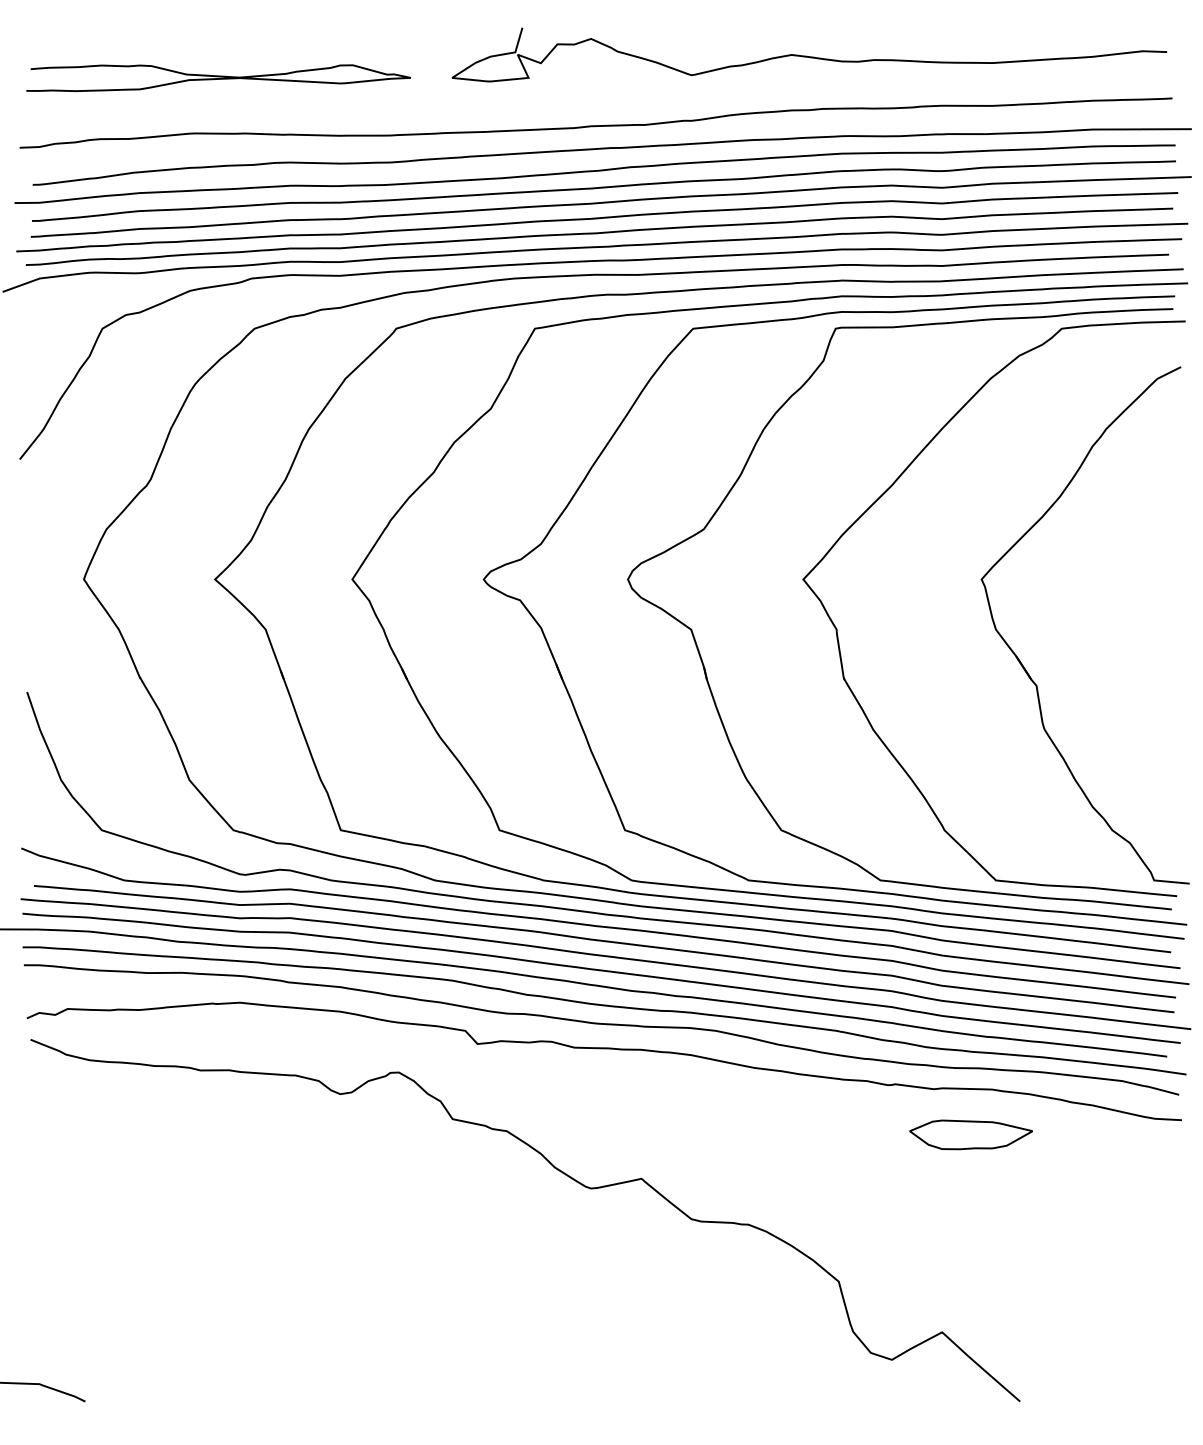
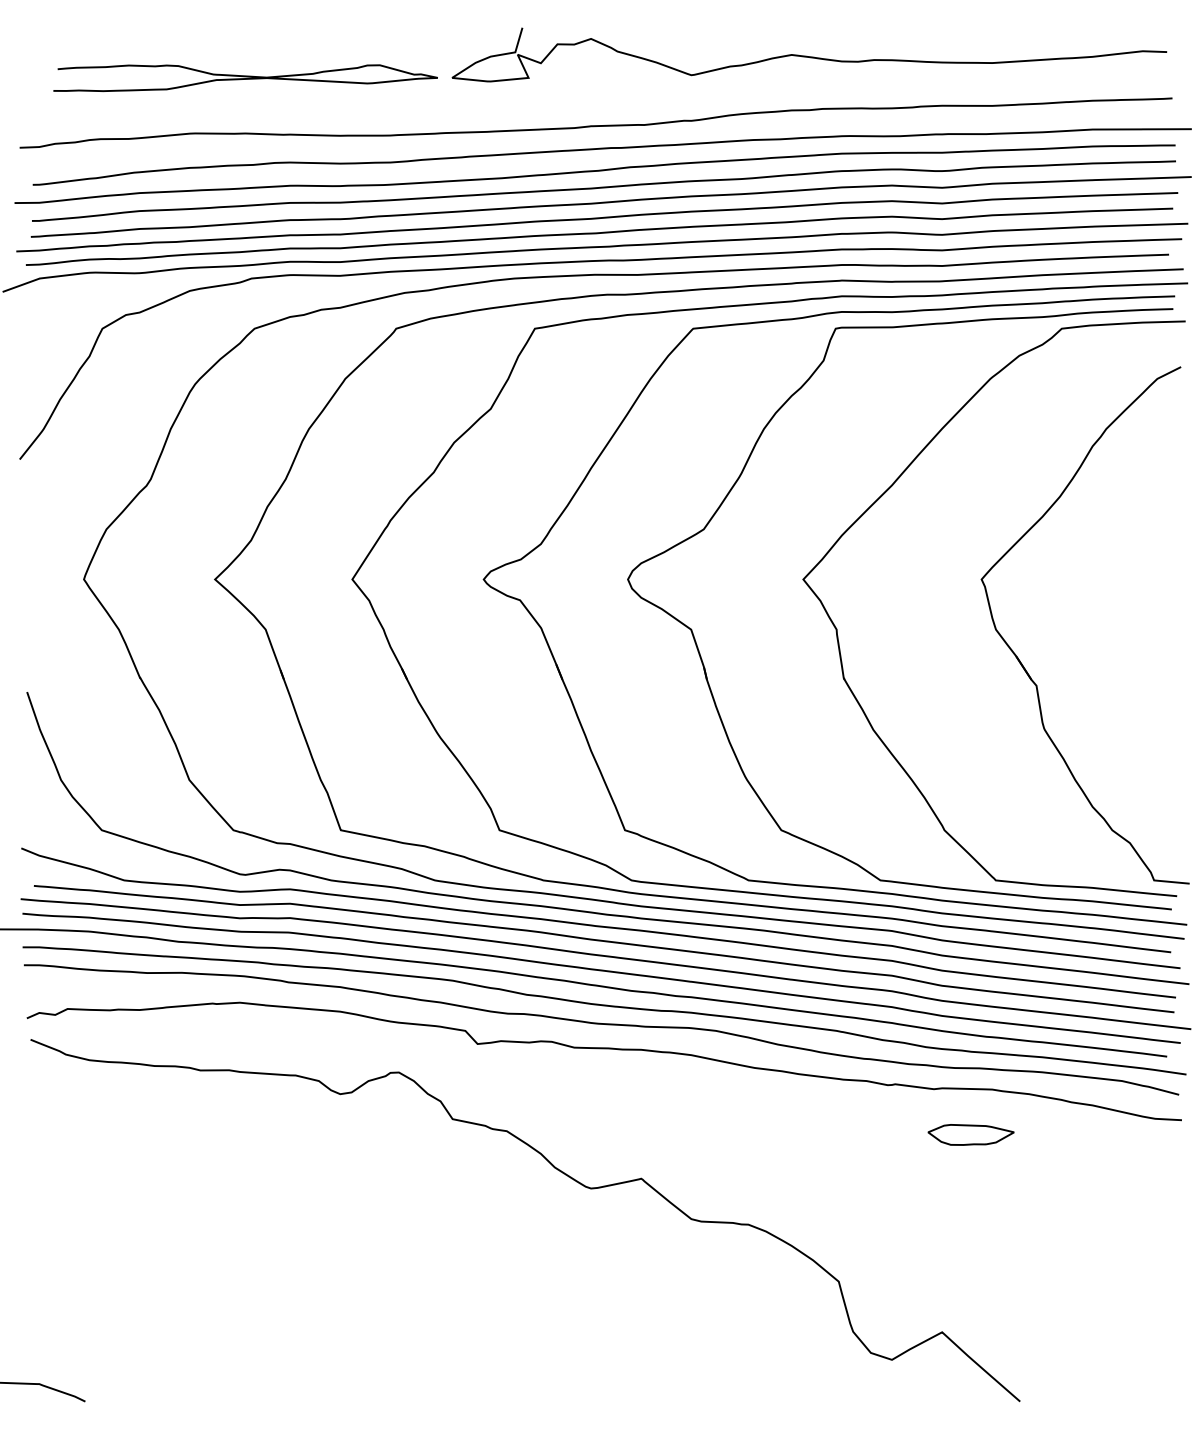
curve position: (218, 77) -> (245, 77) (245, 77)
part size: 124x32 px -> 88x22 px (970, 1134)
